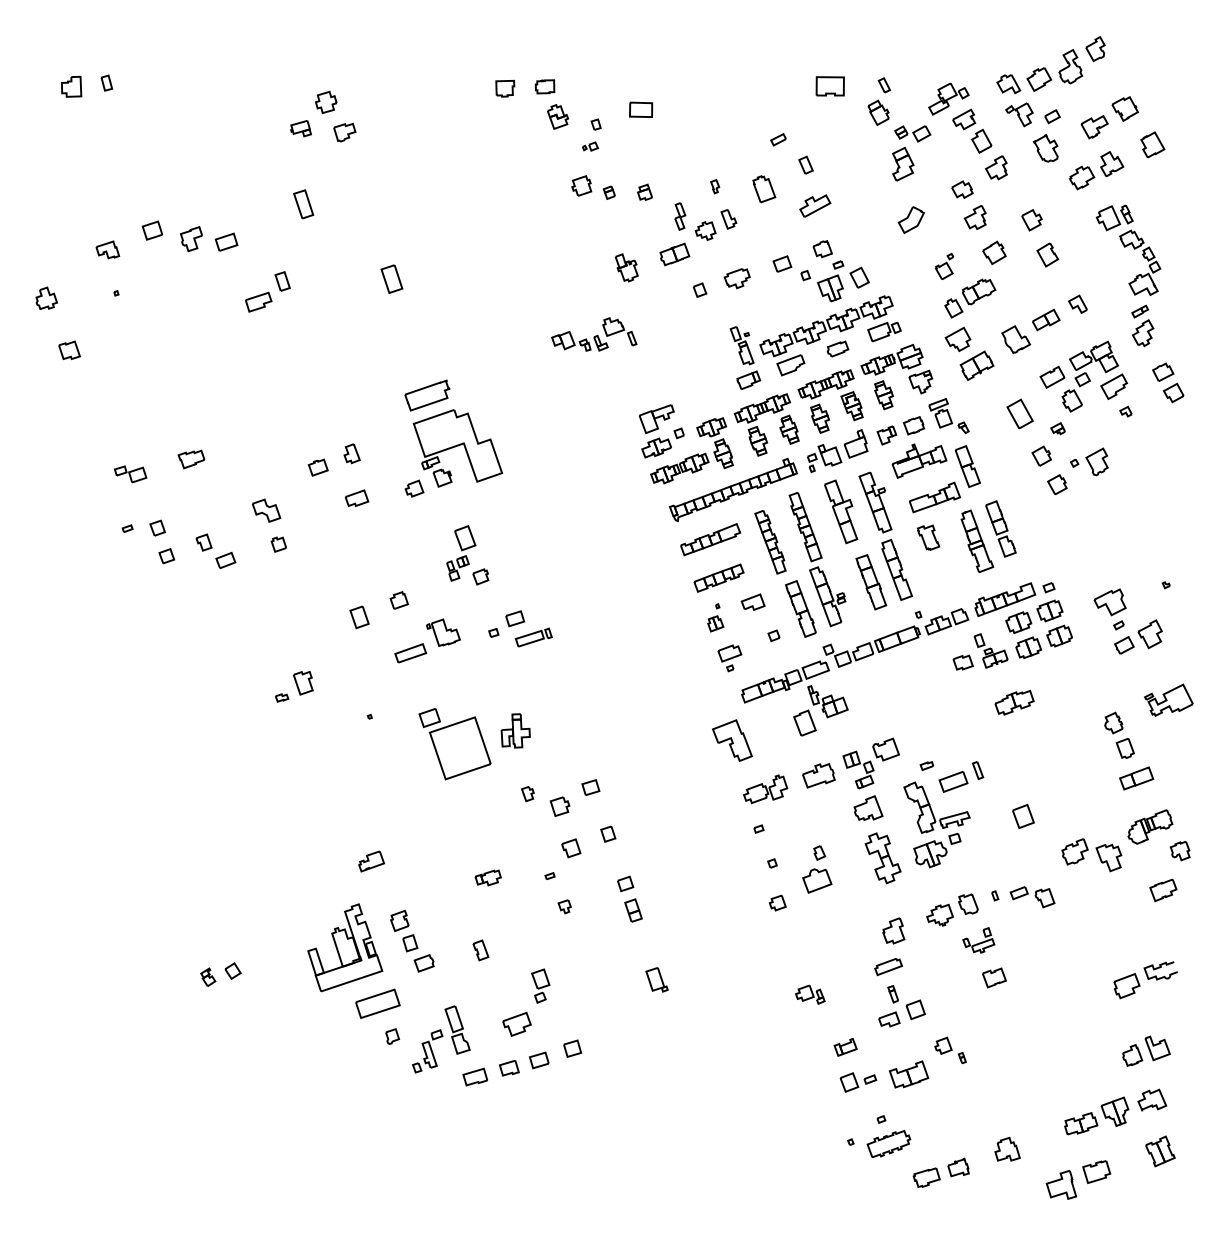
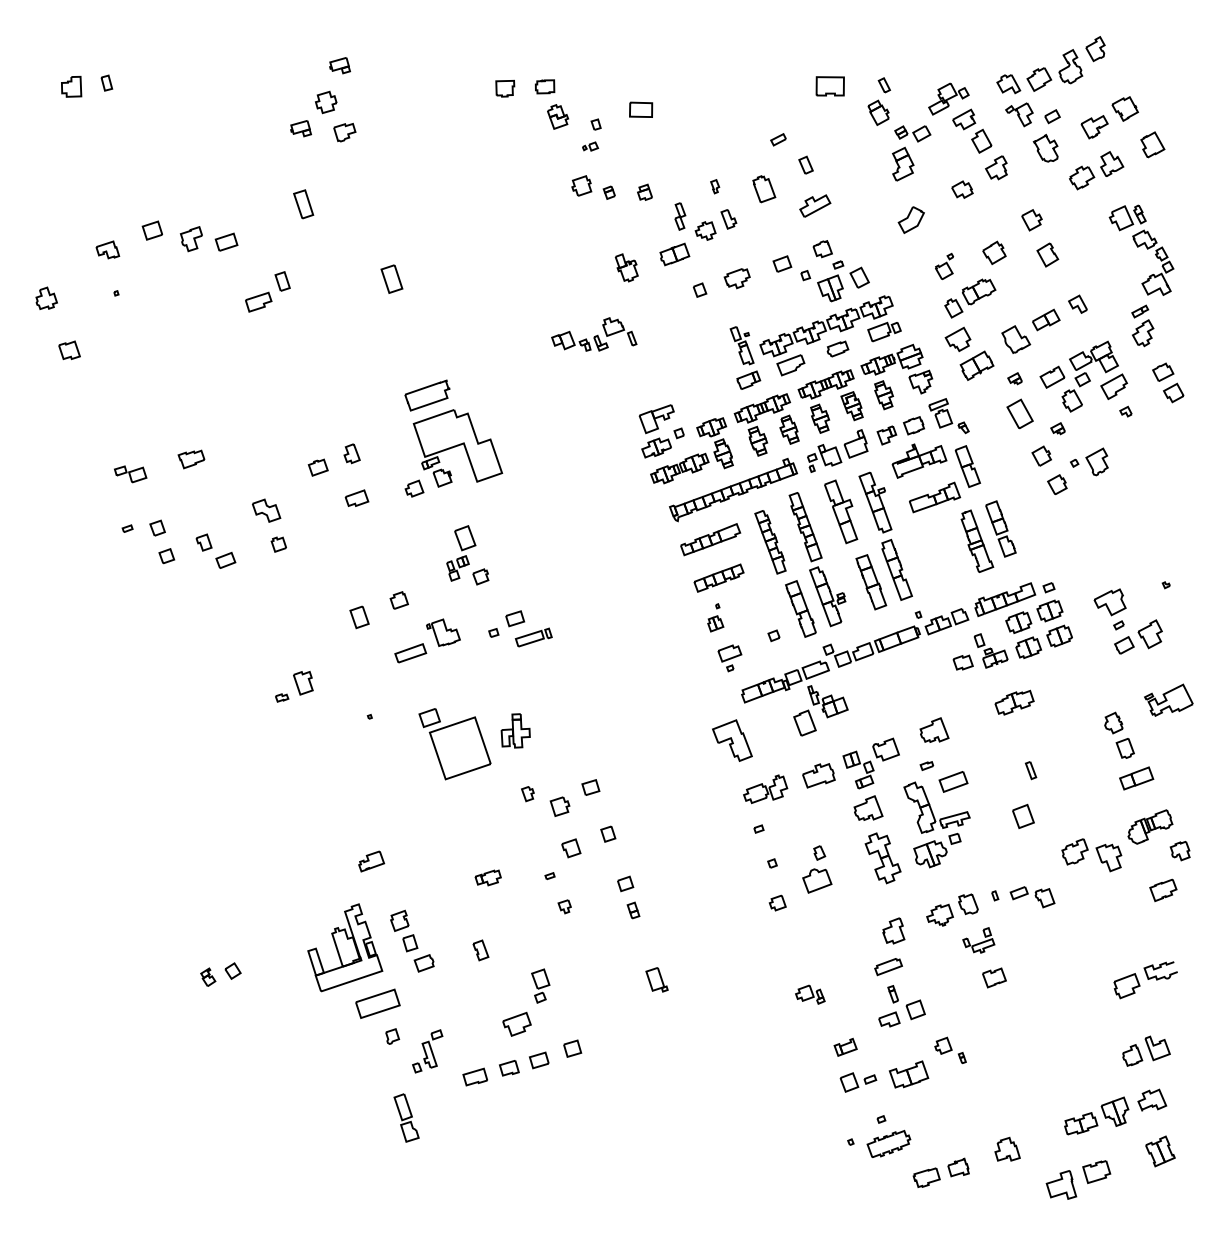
part: none -> present (339, 65)
part: present -> none (974, 217)
part position: (1128, 249) -> (1141, 249) (1141, 249)
part: none -> present (1014, 378)
part: present -> none (928, 537)
part: present -> none (752, 601)
part: none -> present (934, 729)
part position: (977, 770) -> (1030, 770) (1030, 770)
part size: 19x25 px -> 15x19 px (633, 910)
part position: (457, 1029) -> (406, 1117) (406, 1117)
